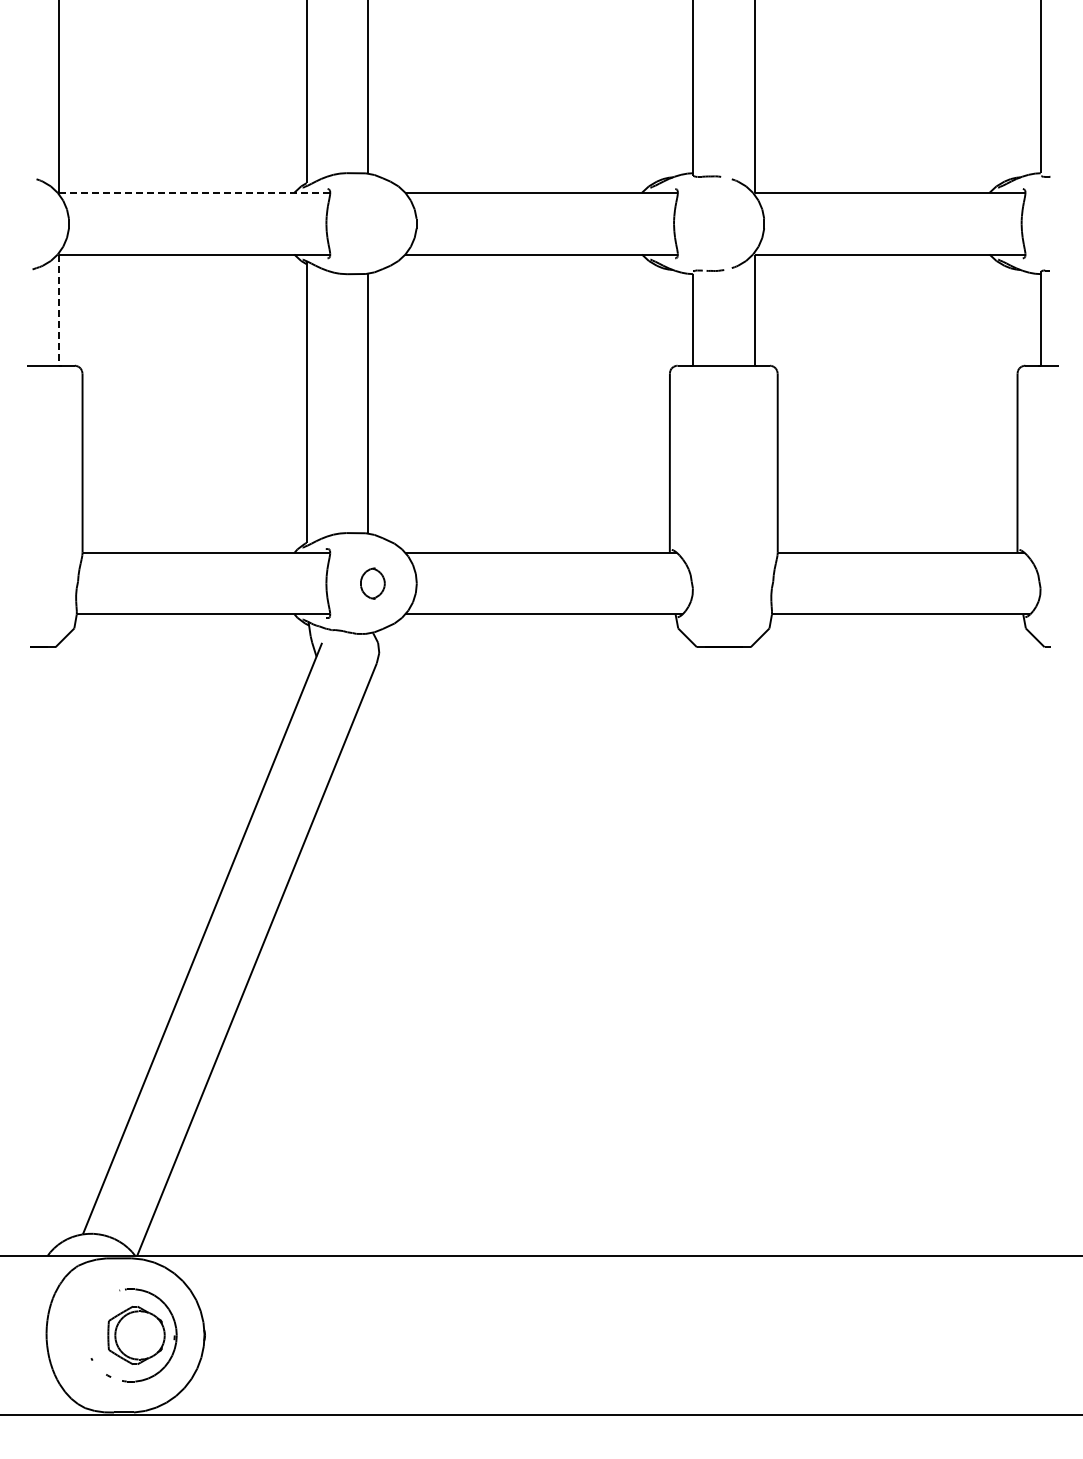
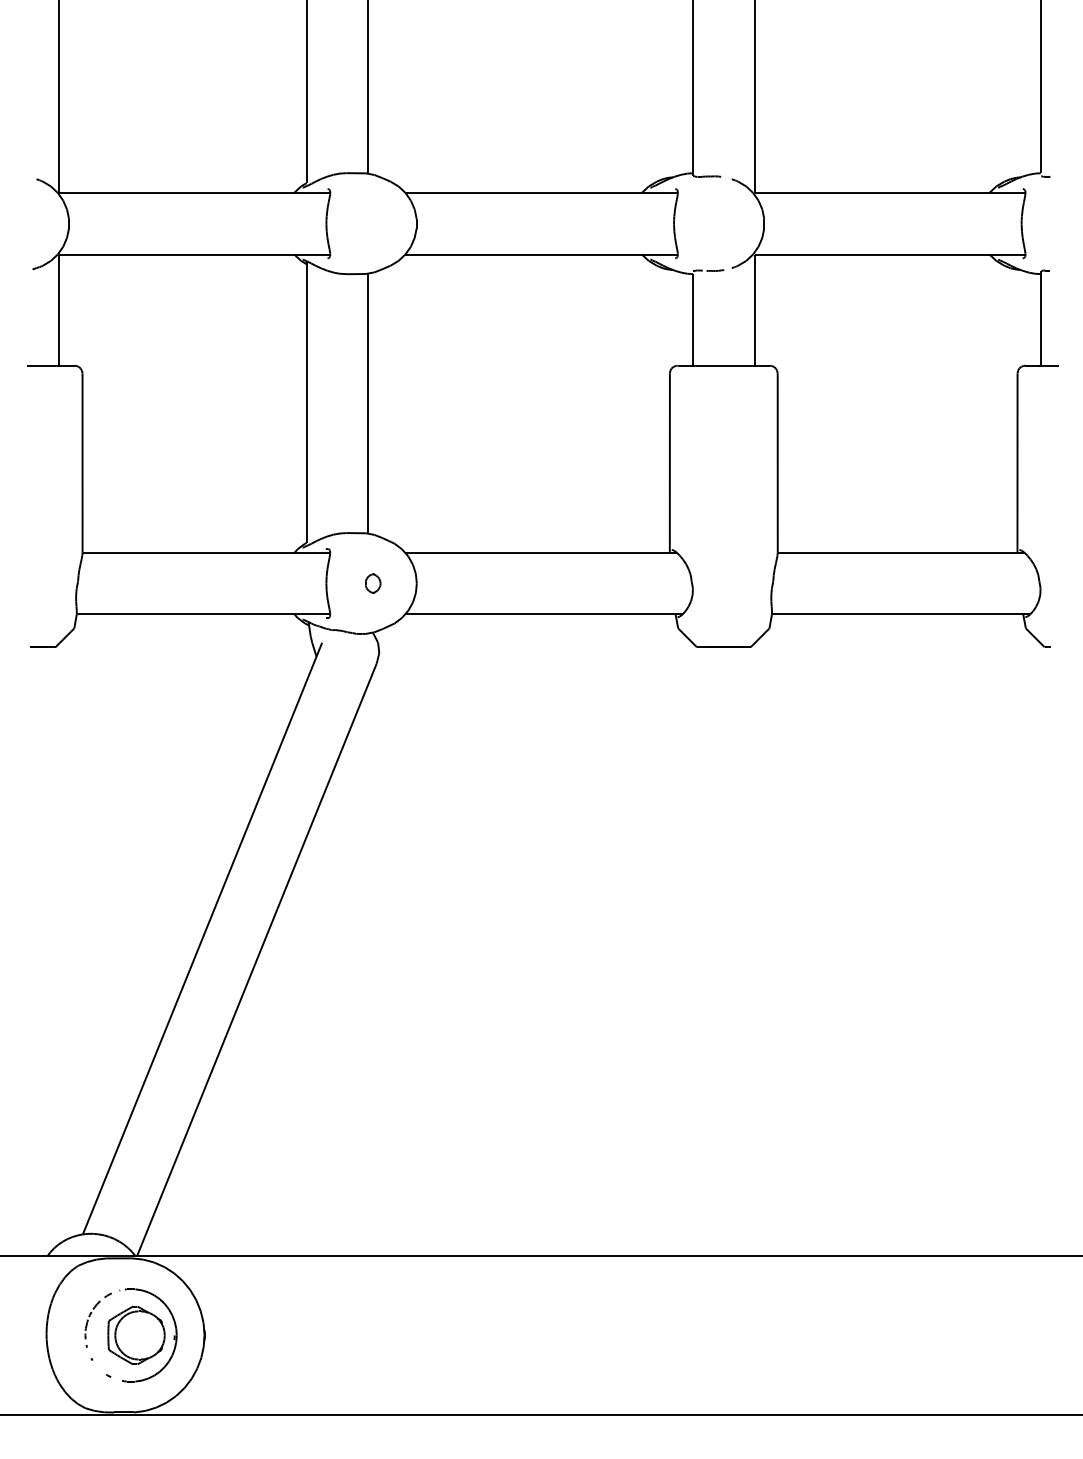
line: dashed -> solid (194, 192)
line: dashed -> solid (59, 310)
part size: 26x33 px -> 17x21 px (373, 583)
part: none -> present (90, 1316)
